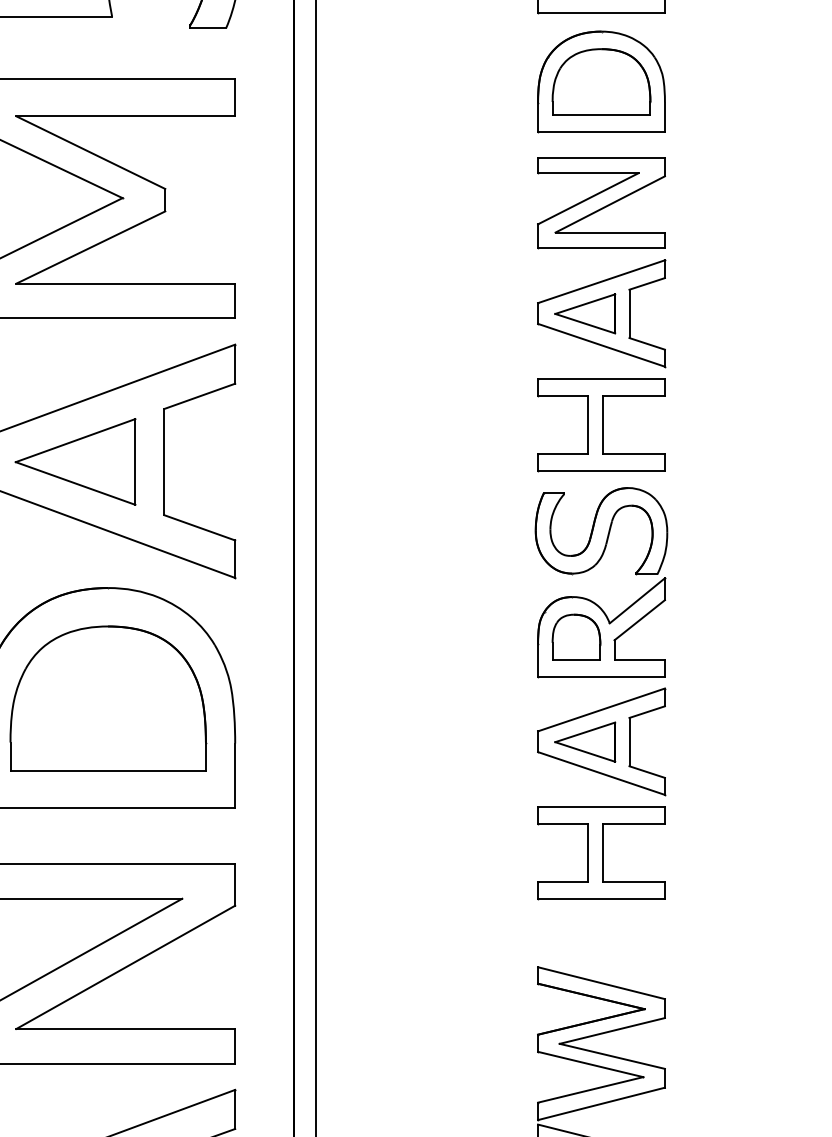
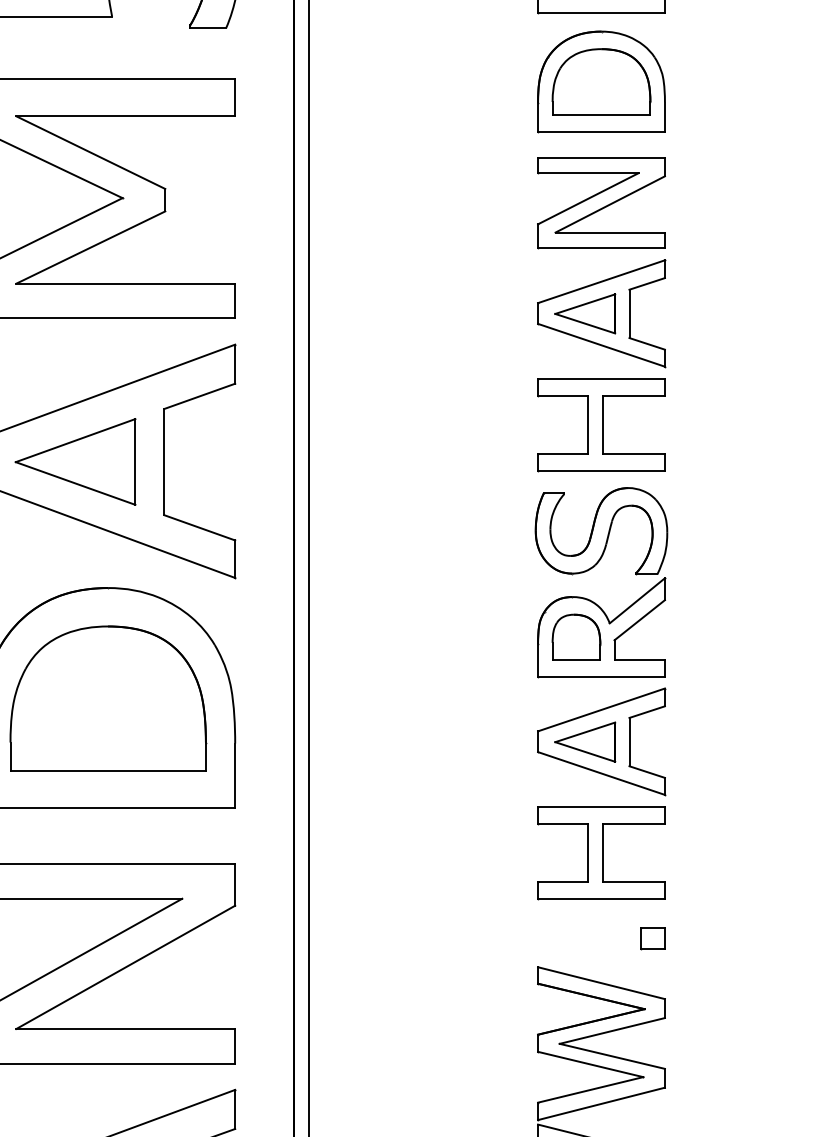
line position: (315, 567) -> (308, 567) (308, 567)
part: none -> present (652, 938)
